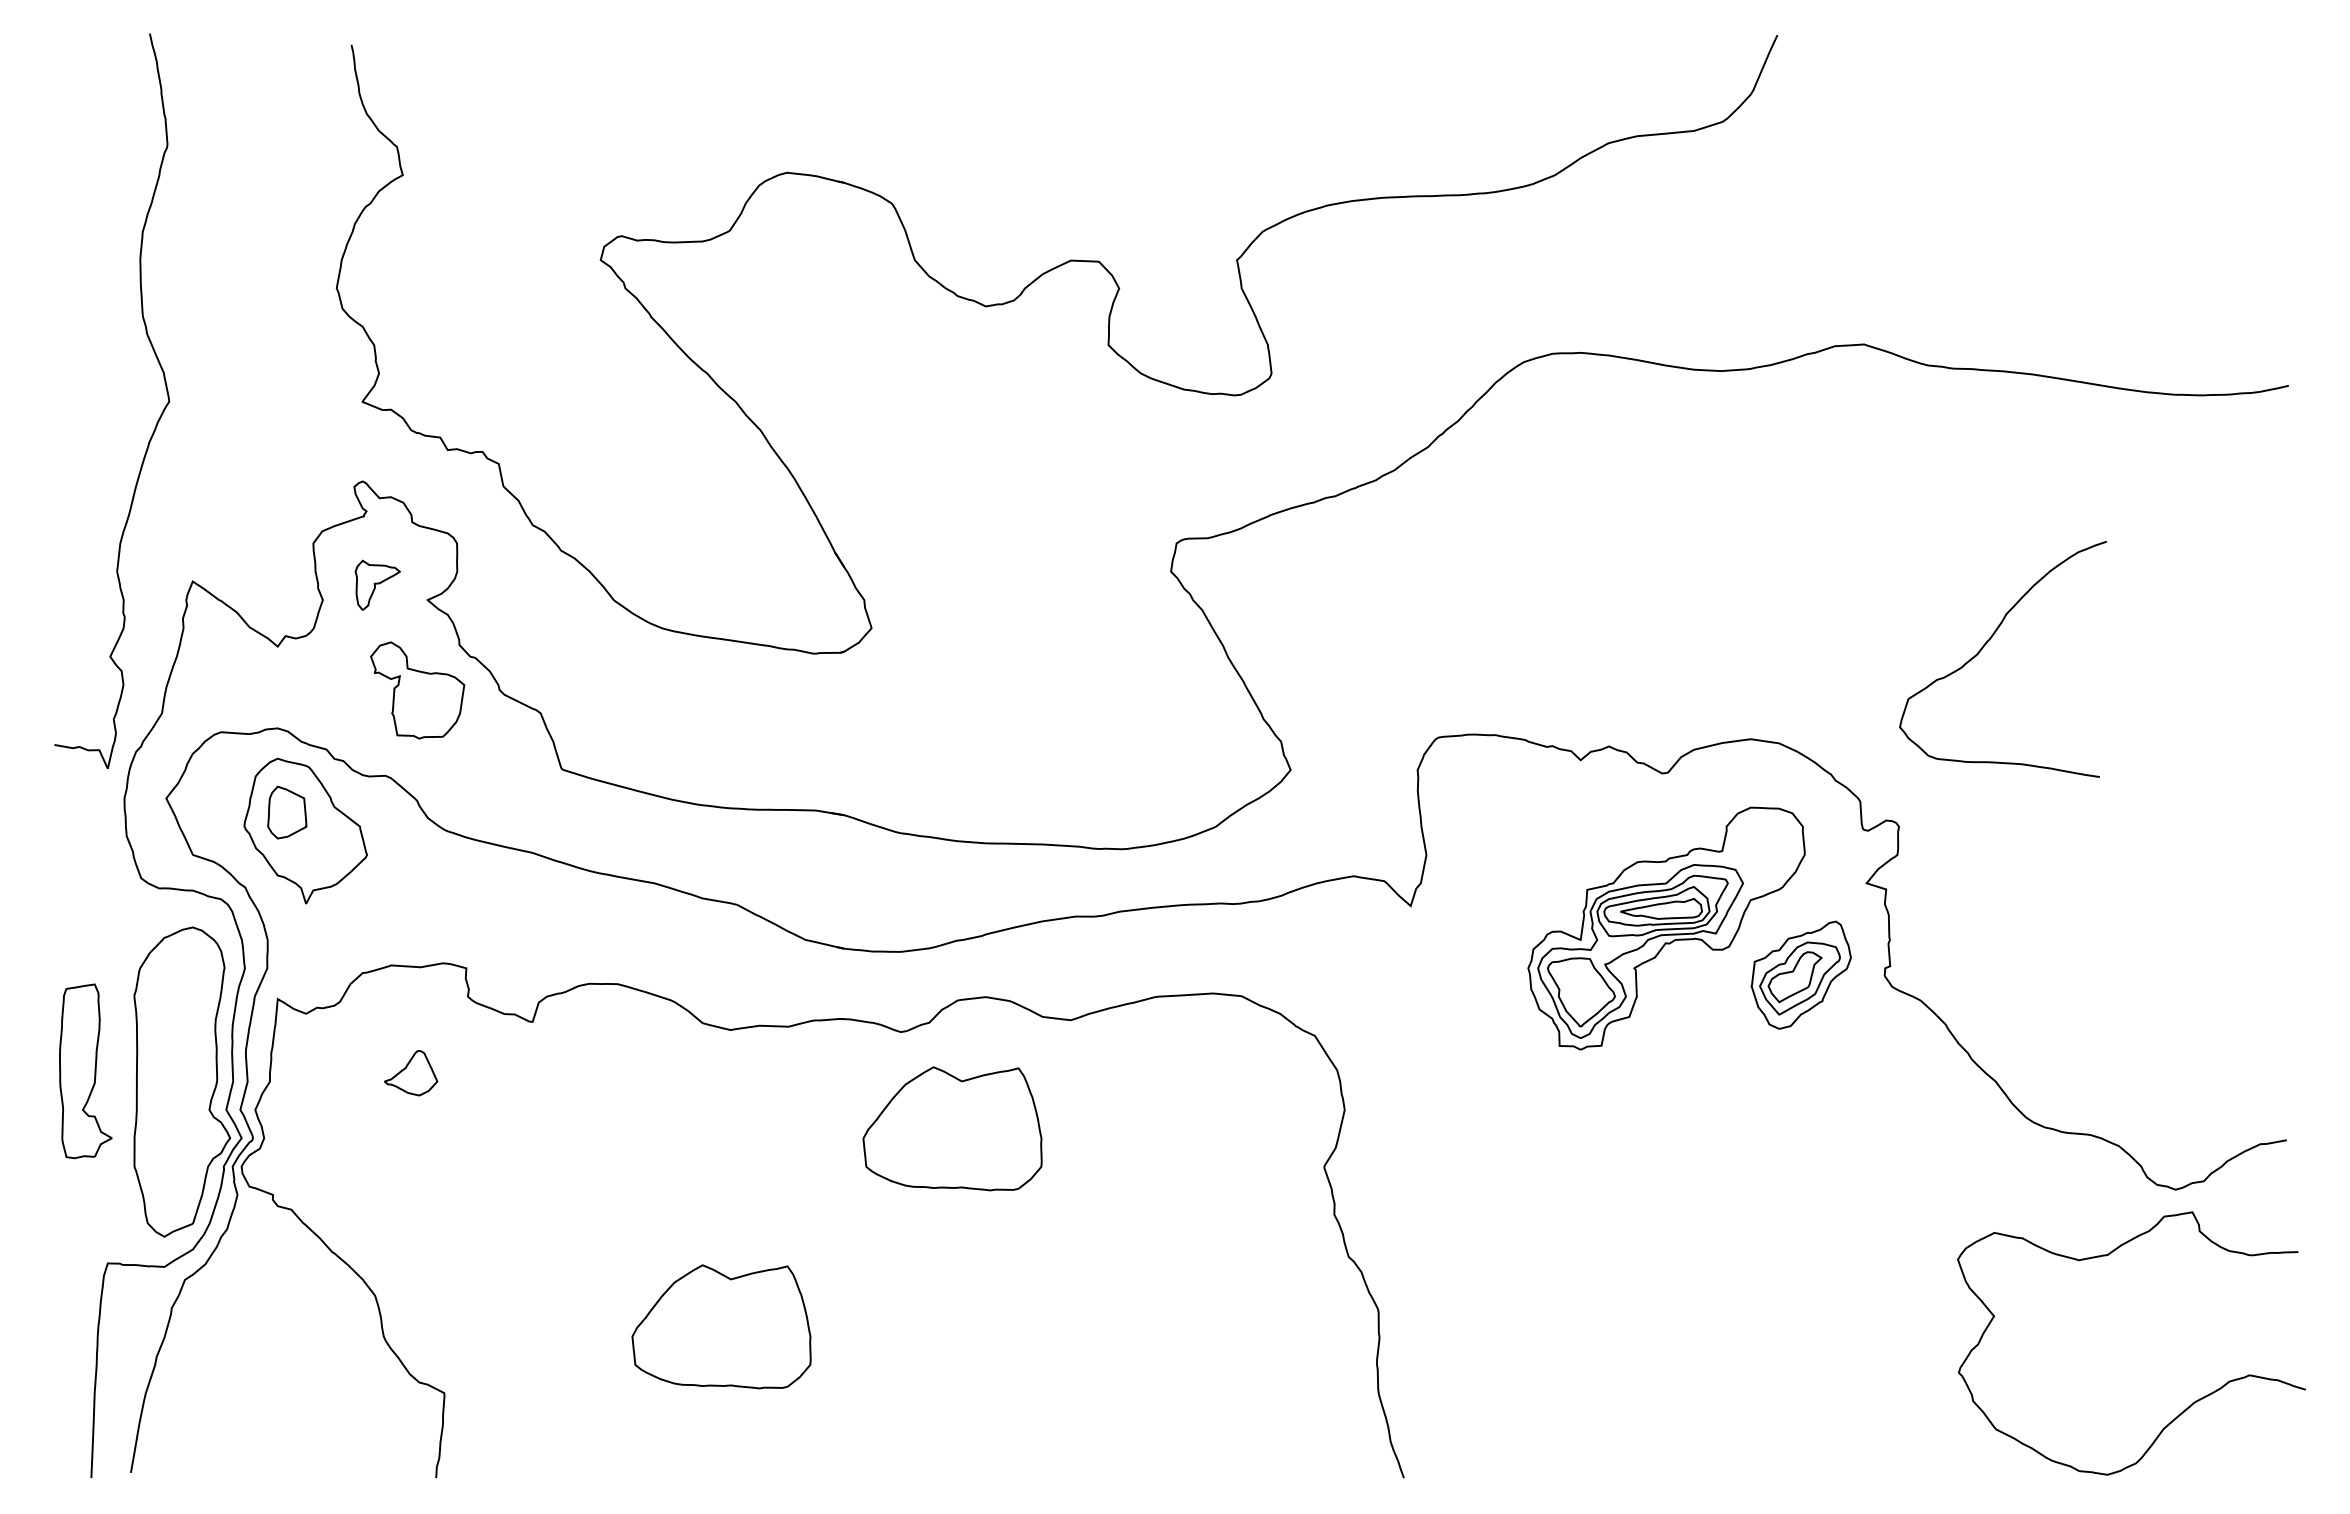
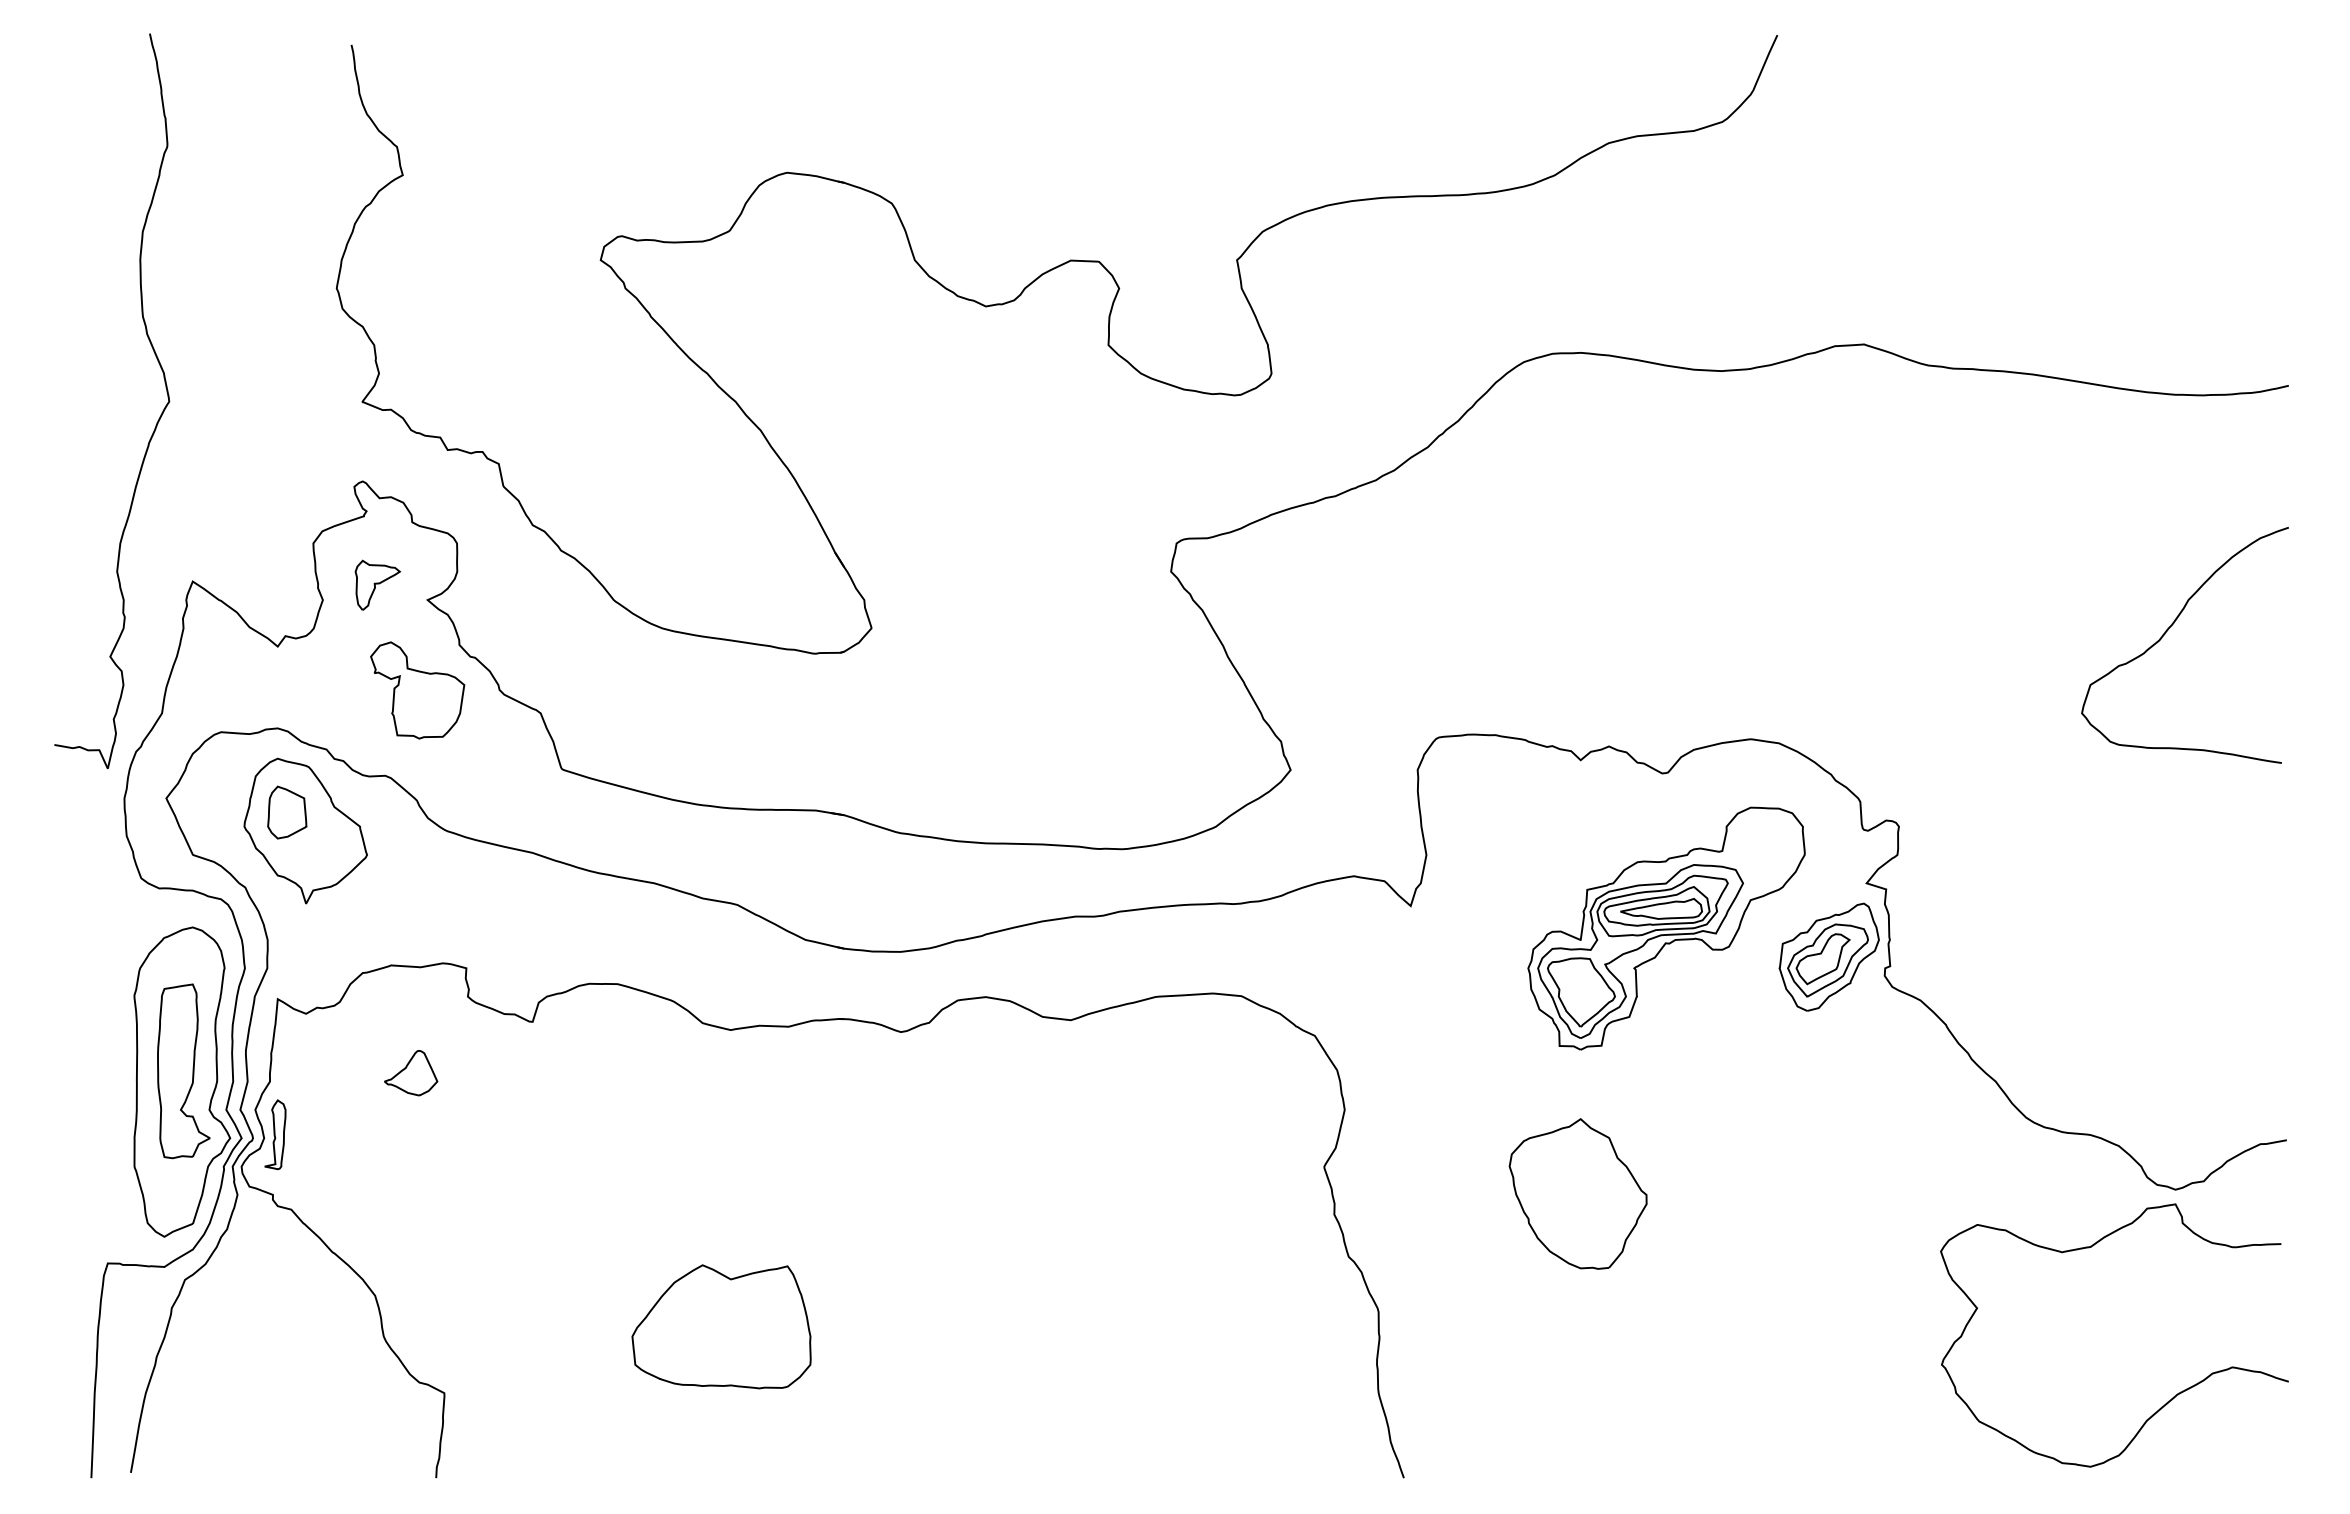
curve position: (1986, 644) -> (2168, 630) (2168, 630)
part position: (1800, 974) -> (1828, 956) (1828, 956)
part position: (85, 1071) -> (183, 1071) (183, 1071)
part: present -> none (952, 1128)
part: none -> present (275, 1134)
part: none -> present (1577, 1193)
curve position: (2184, 1409) -> (2167, 1401) (2167, 1401)
